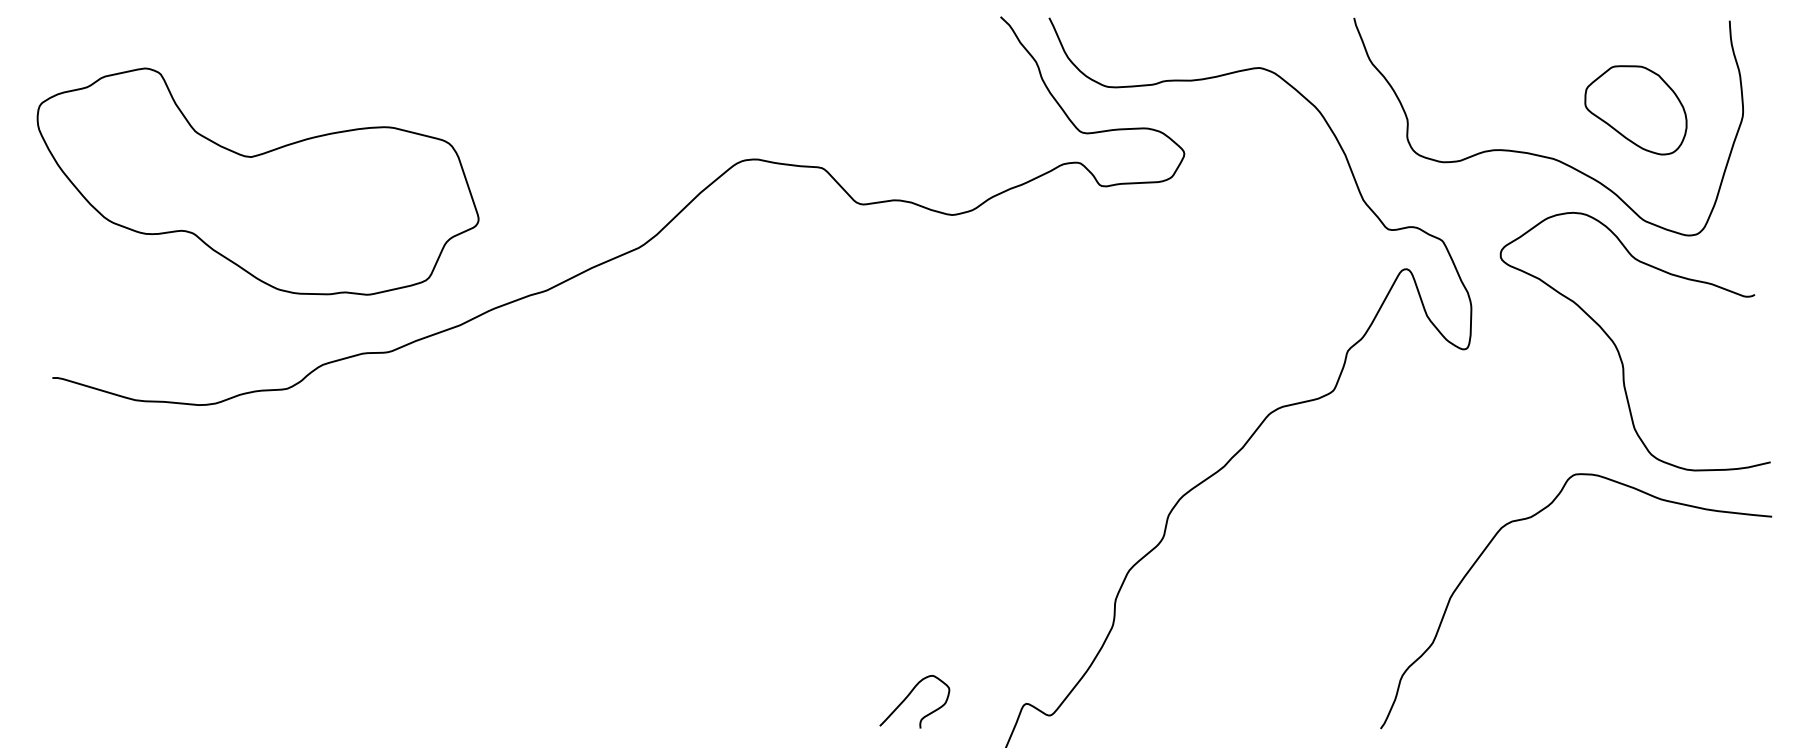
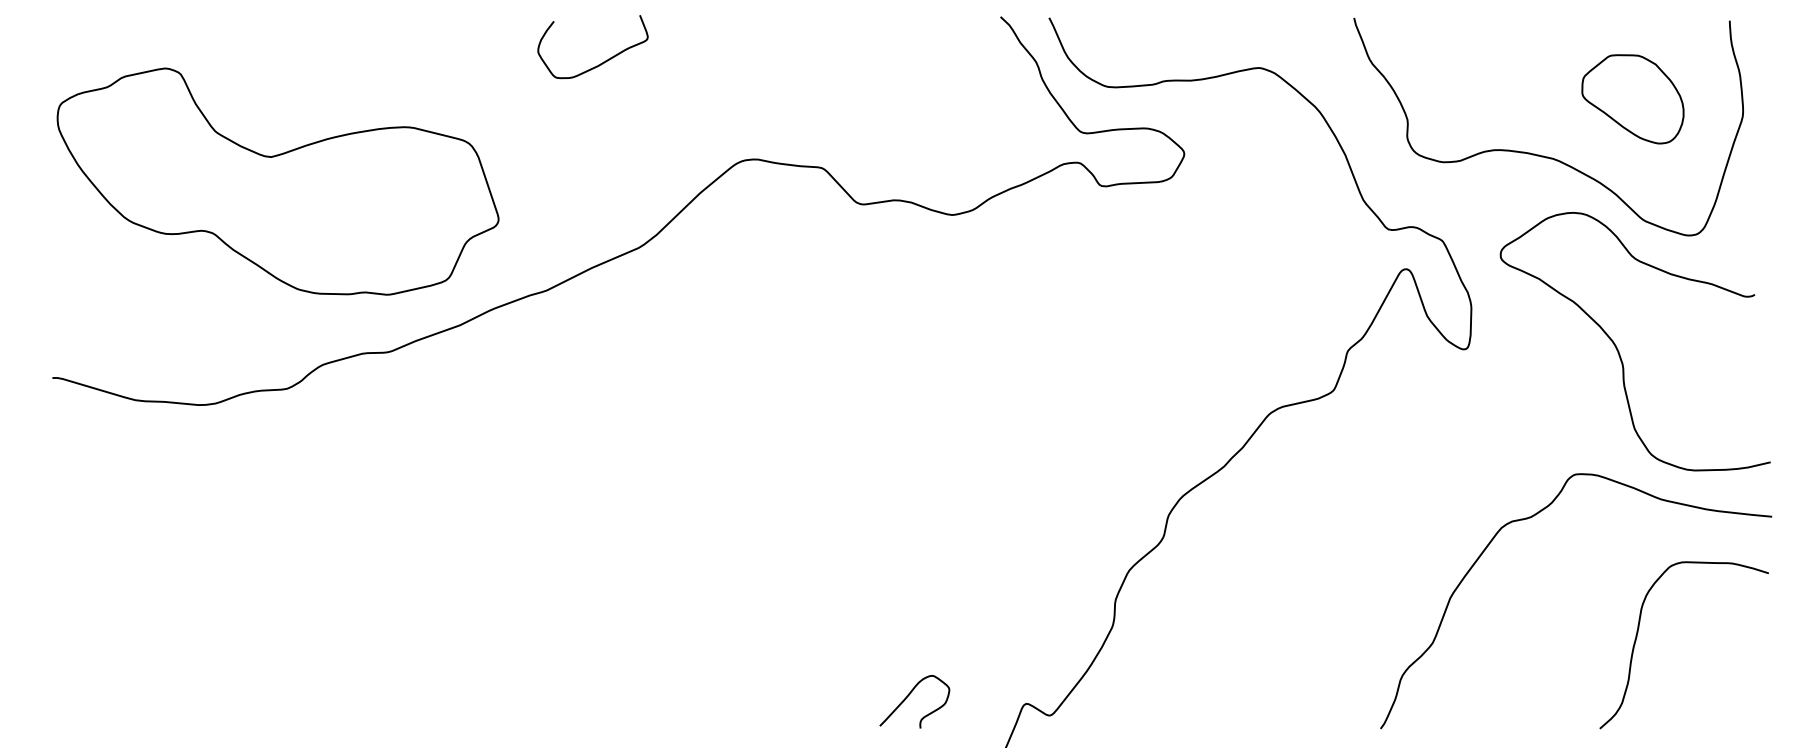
curve: none -> present (603, 61)
part position: (1635, 110) -> (1632, 99) (1632, 99)
part position: (257, 181) -> (277, 181) (277, 181)
curve: none -> present (1637, 637)
